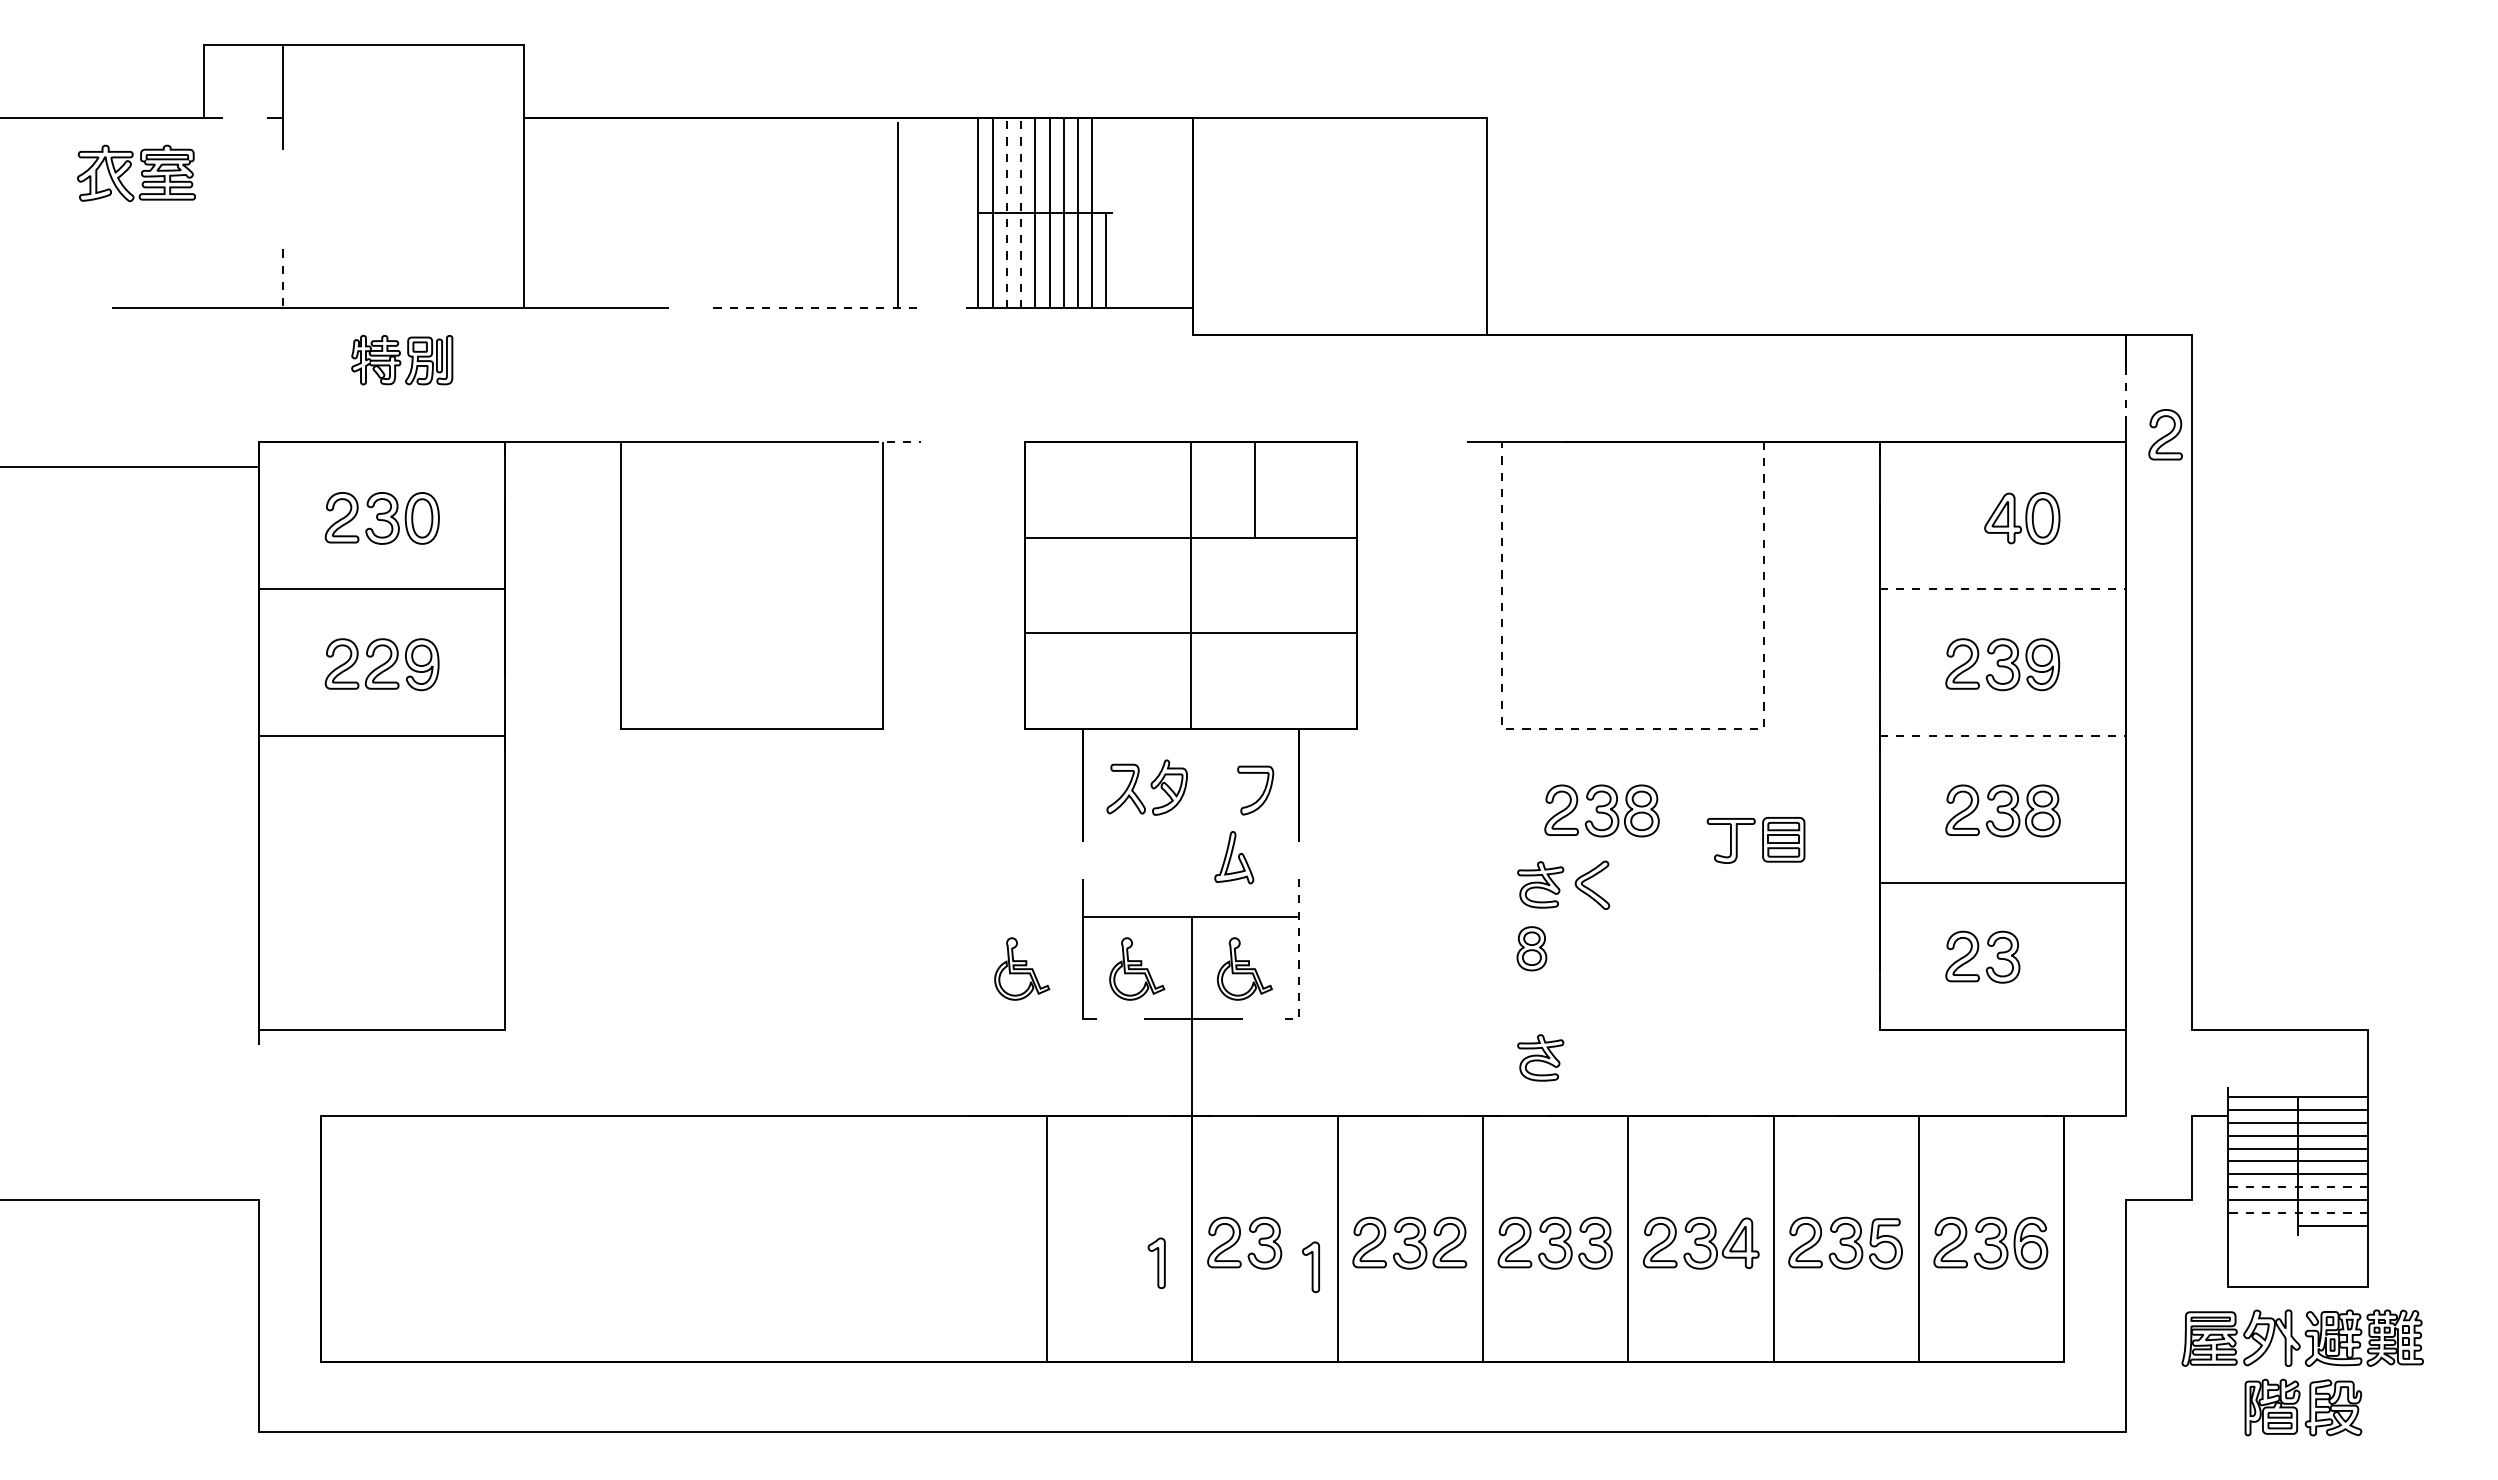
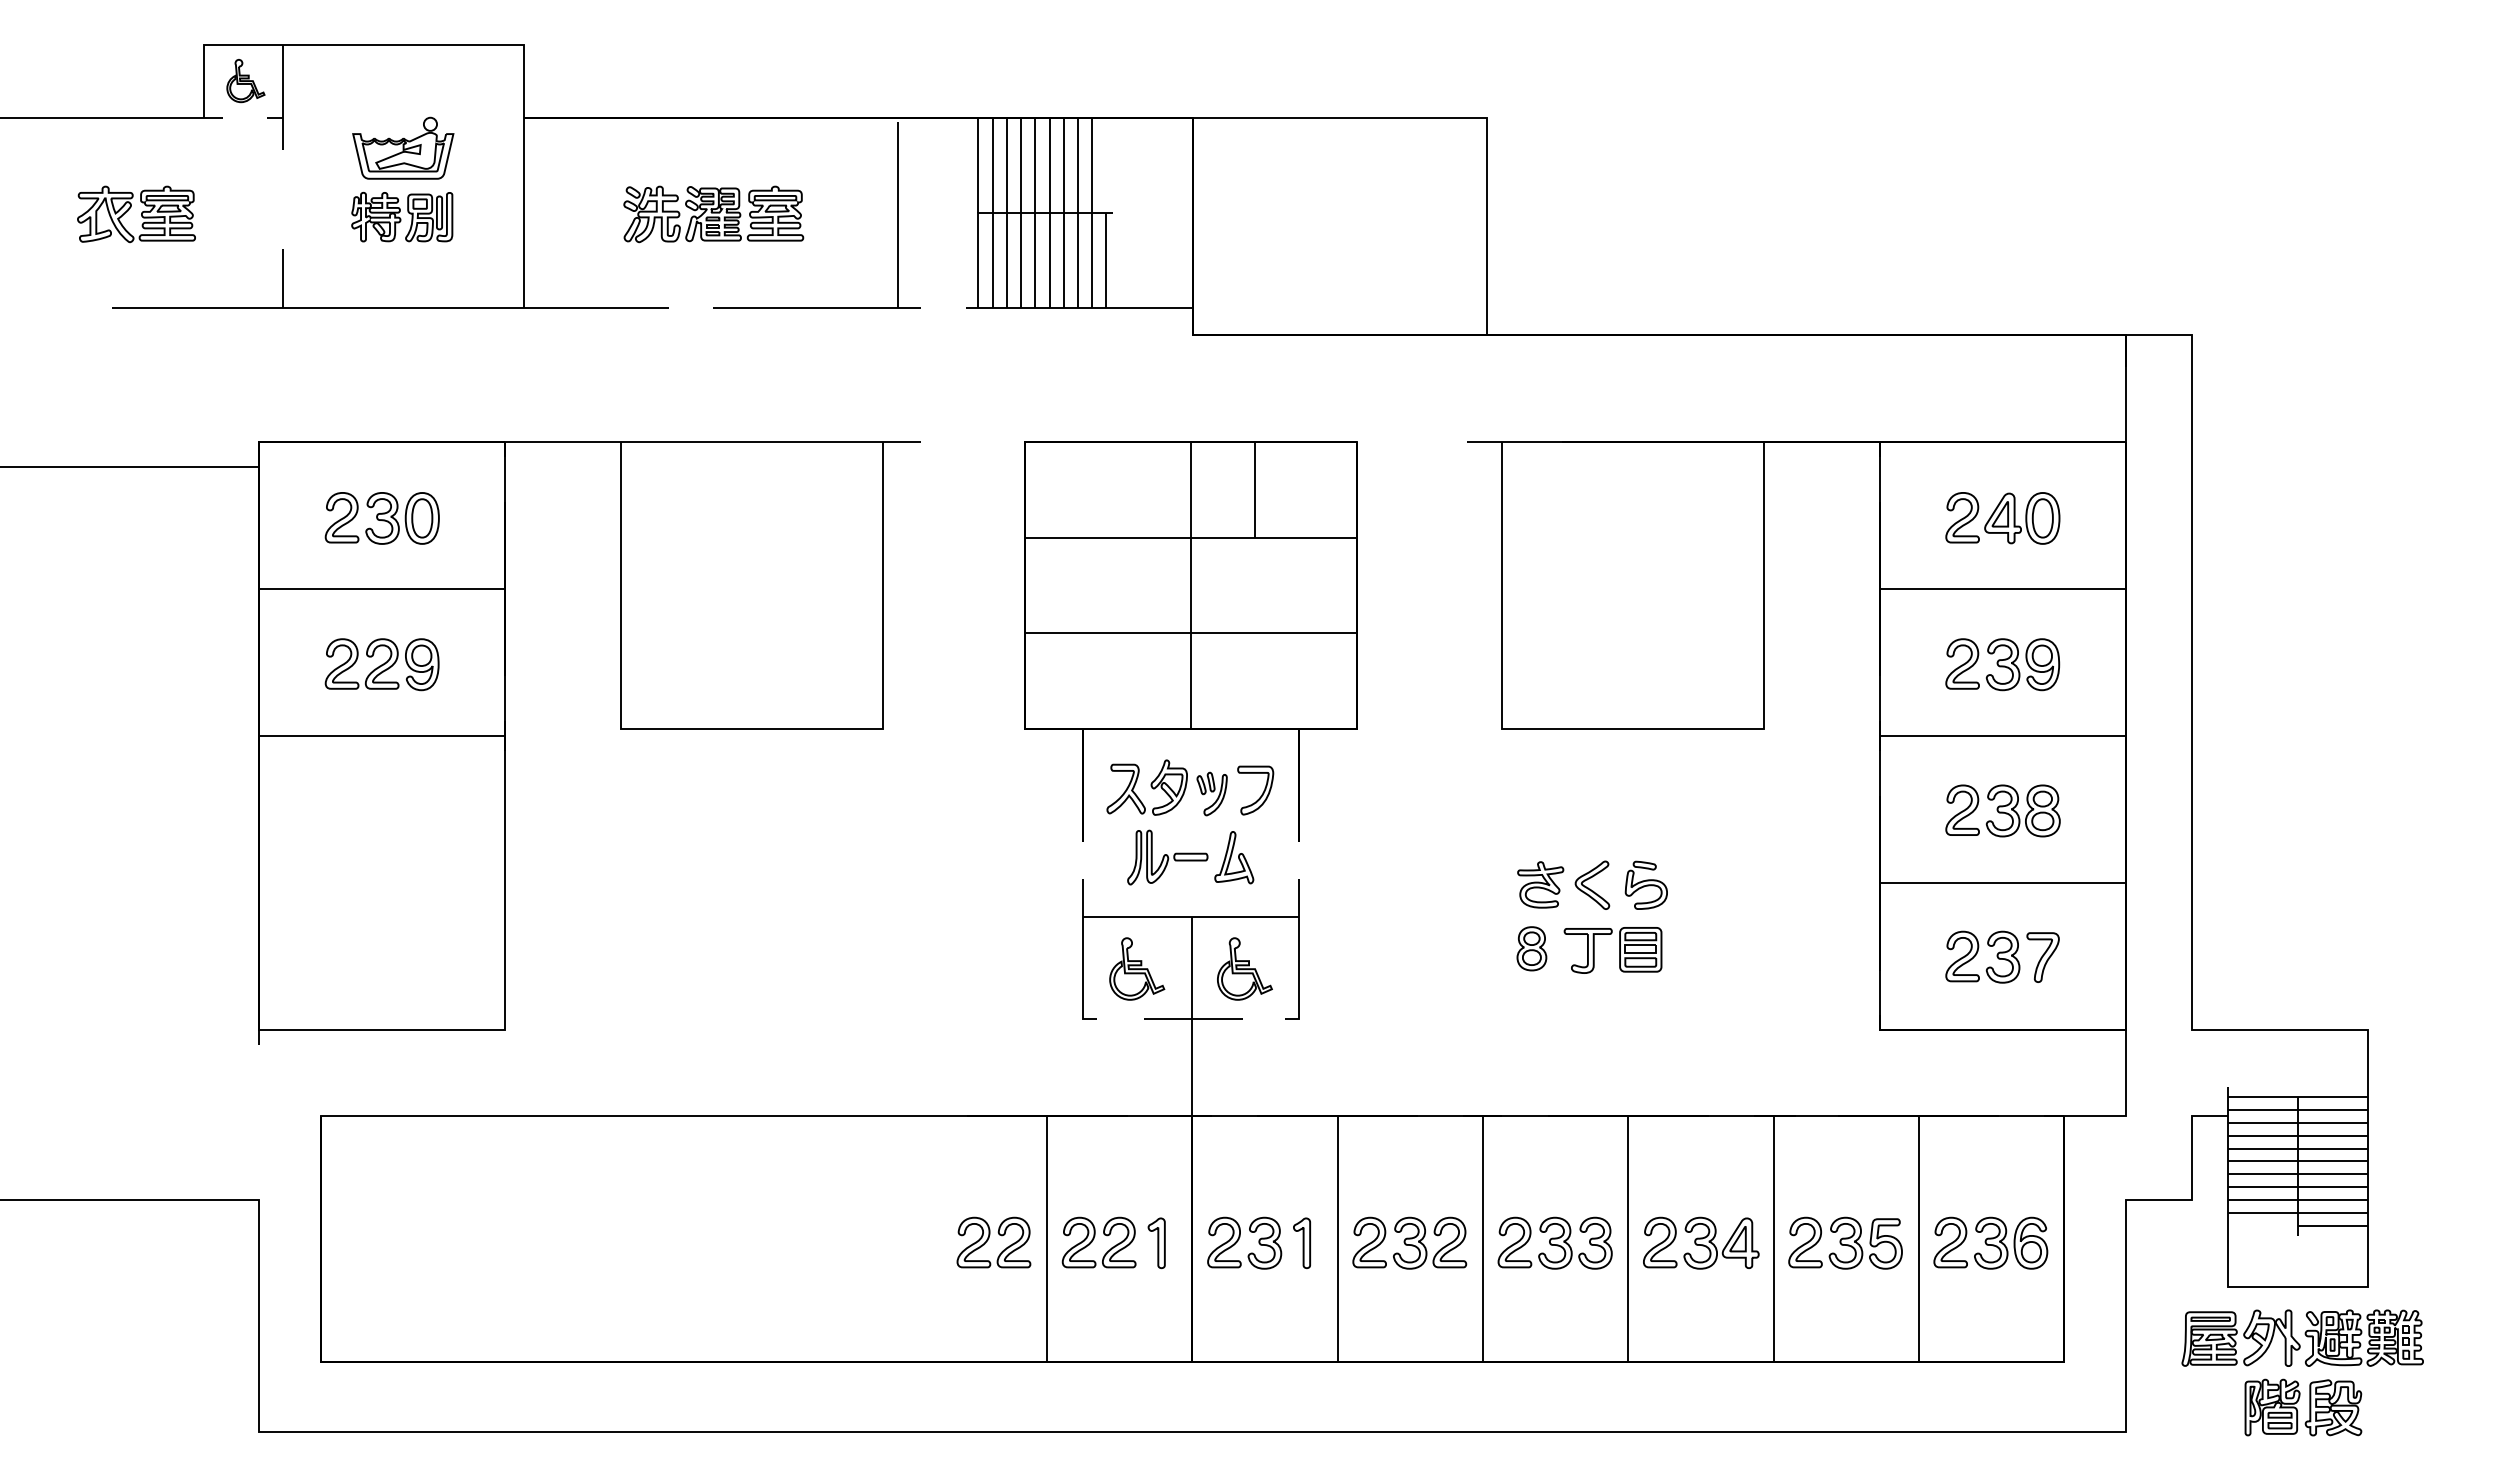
part: none -> present (245, 81)
part: none -> present (403, 147)
part position: (136, 173) -> (136, 214) (136, 214)
line: dashed -> solid (1006, 212)
line: dashed -> solid (1021, 212)
part: none -> present (713, 214)
line: dashed -> solid (282, 278)
line: dashed -> solid (817, 308)
part position: (402, 359) -> (402, 216) (402, 216)
line: dashed -> solid (2125, 394)
part position: (2165, 434) -> (1962, 517) (1962, 517)
line: dashed -> solid (896, 441)
line: dashed -> solid (2002, 589)
line: dashed -> solid (1632, 729)
line: dashed -> solid (2002, 736)
part: none -> present (1211, 793)
part: present -> none (1601, 810)
part position: (1762, 840) -> (1619, 950) (1619, 950)
part: none -> present (1167, 857)
part: none -> present (1645, 884)
line: dashed -> solid (1298, 956)
part: none -> present (2042, 957)
part: present -> none (1022, 968)
part: present -> none (1540, 1057)
line: dashed -> solid (2297, 1187)
line: dashed -> solid (2297, 1212)
part: none -> present (993, 1242)
part: none -> present (1098, 1242)
part position: (1156, 1263) -> (1156, 1243) (1156, 1243)
part position: (1310, 1267) -> (1301, 1243) (1301, 1243)
